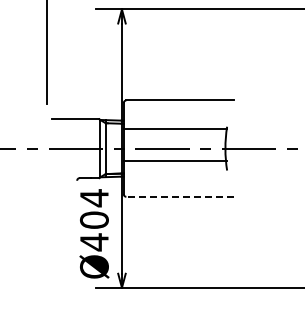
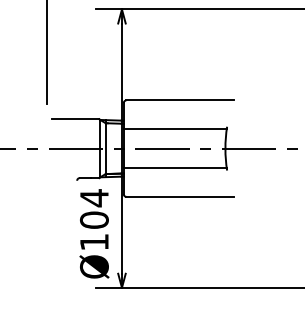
line position: (174, 161) -> (174, 168) (174, 168)
line: dashed -> solid (180, 196)
text: Ø404 -> Ø104 (94, 242)
